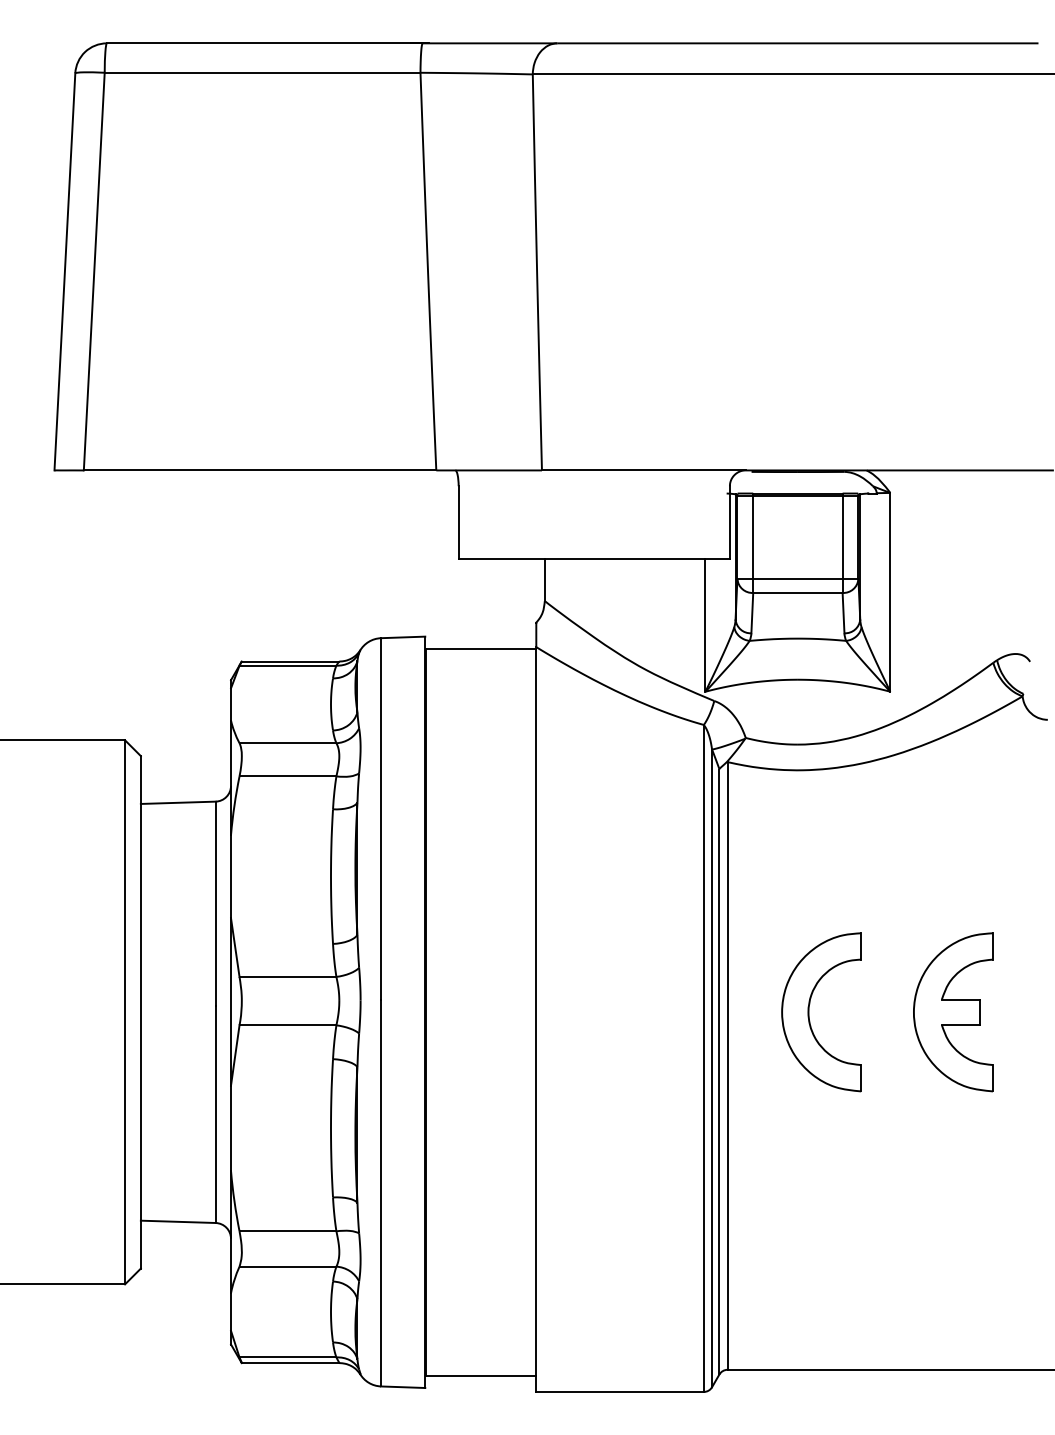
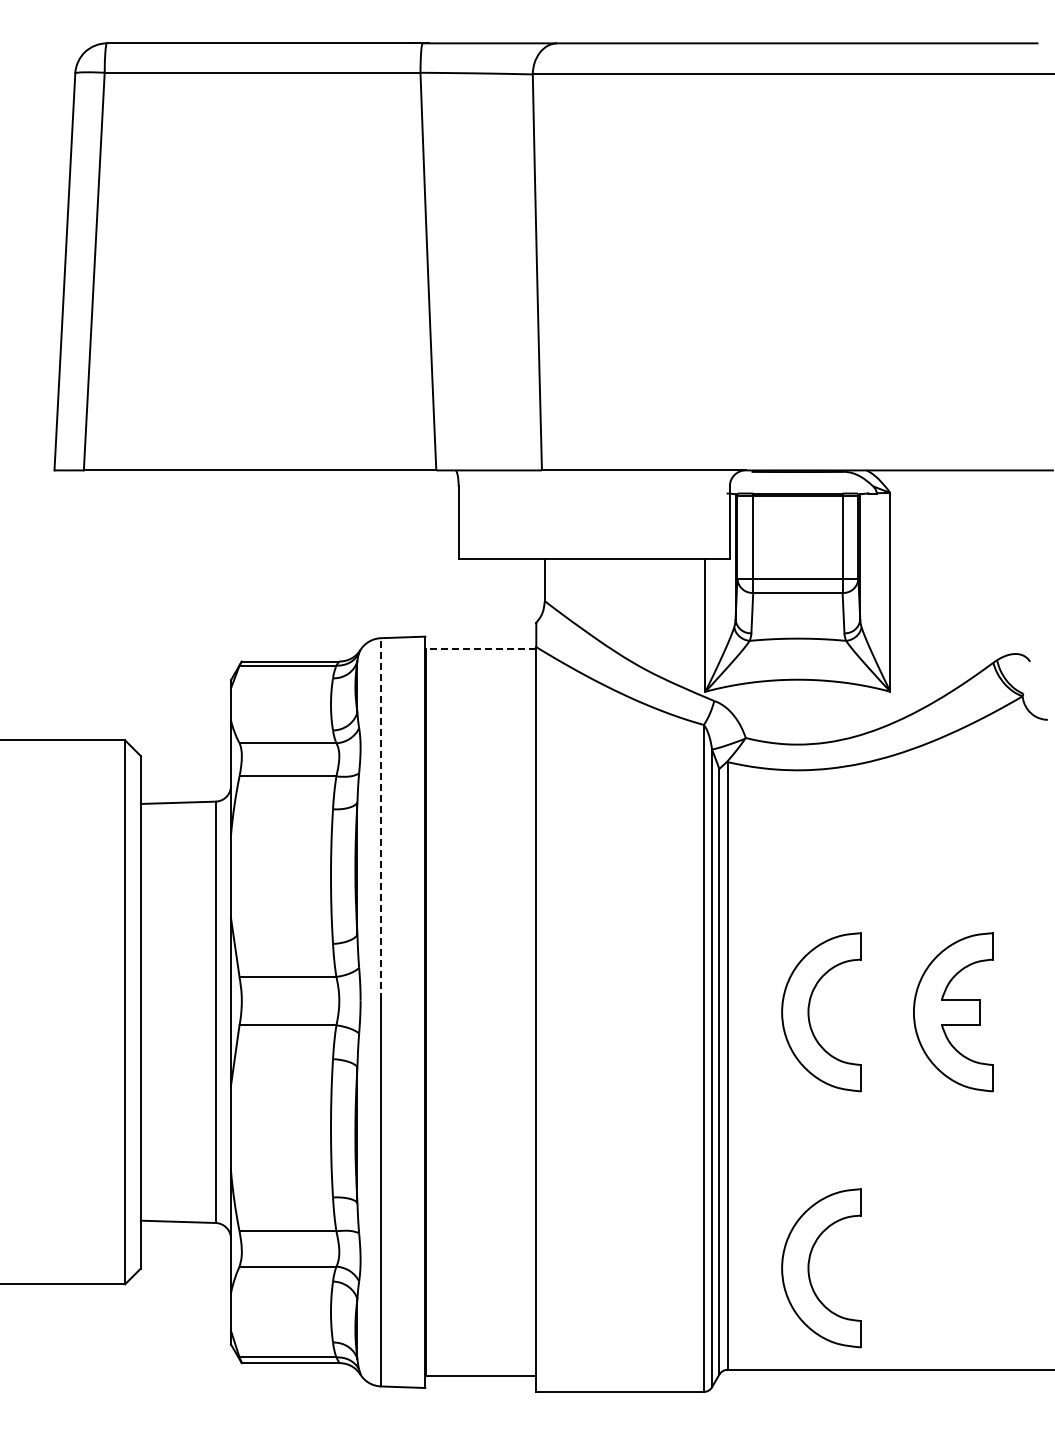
line: solid -> dashed (480, 648)
line: solid -> dashed (381, 819)
part: none -> present (809, 1268)
